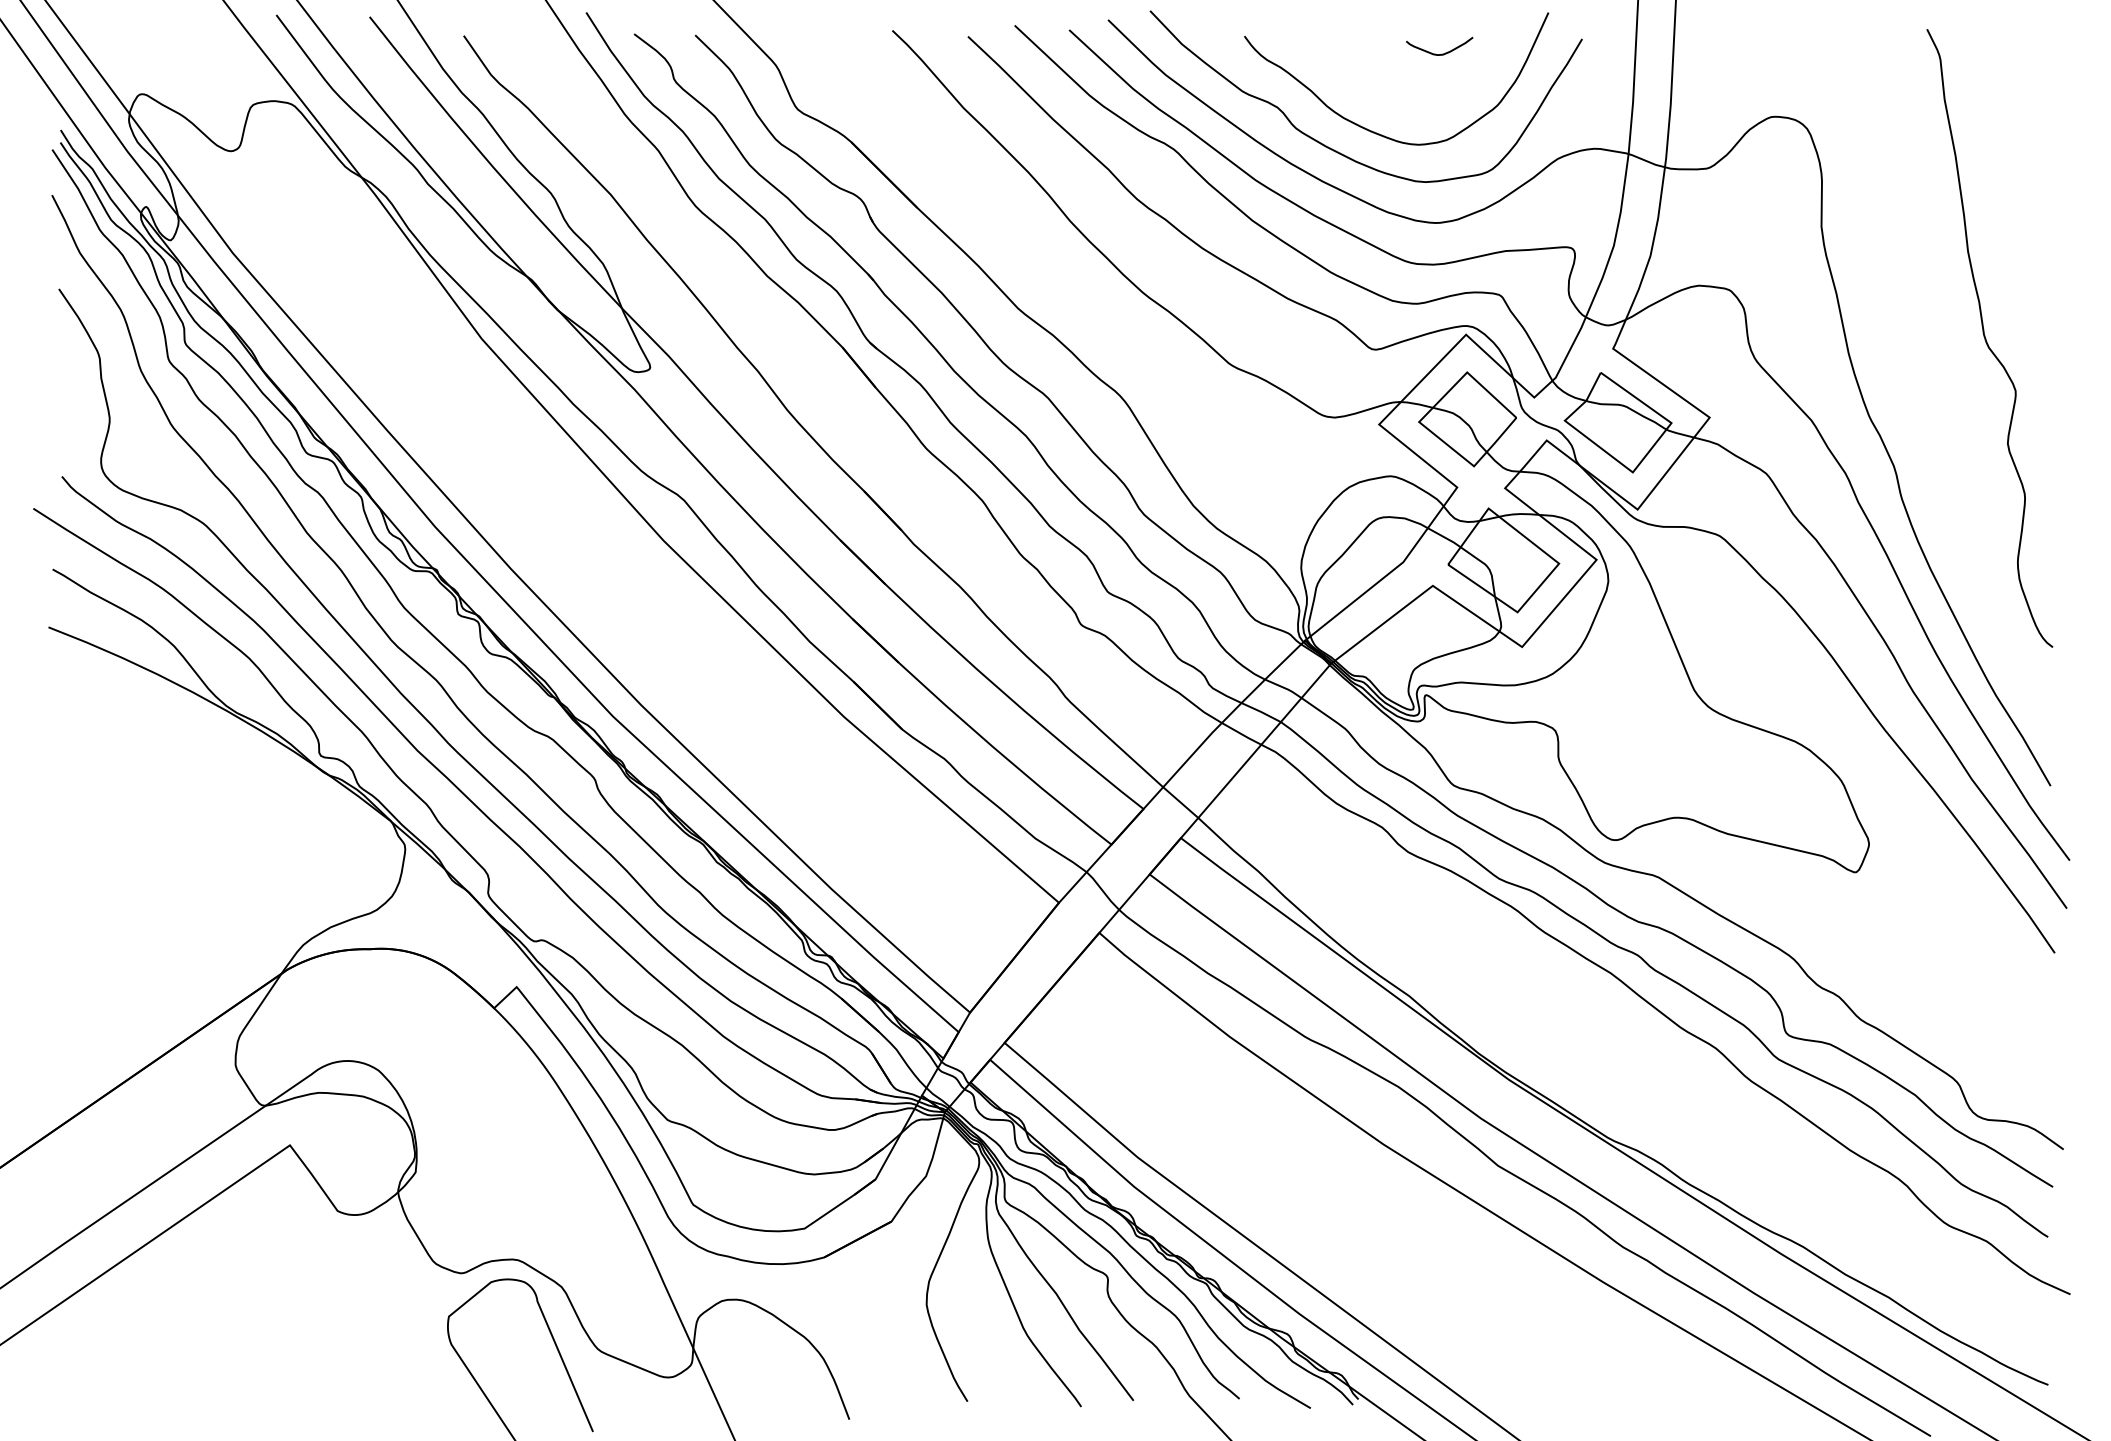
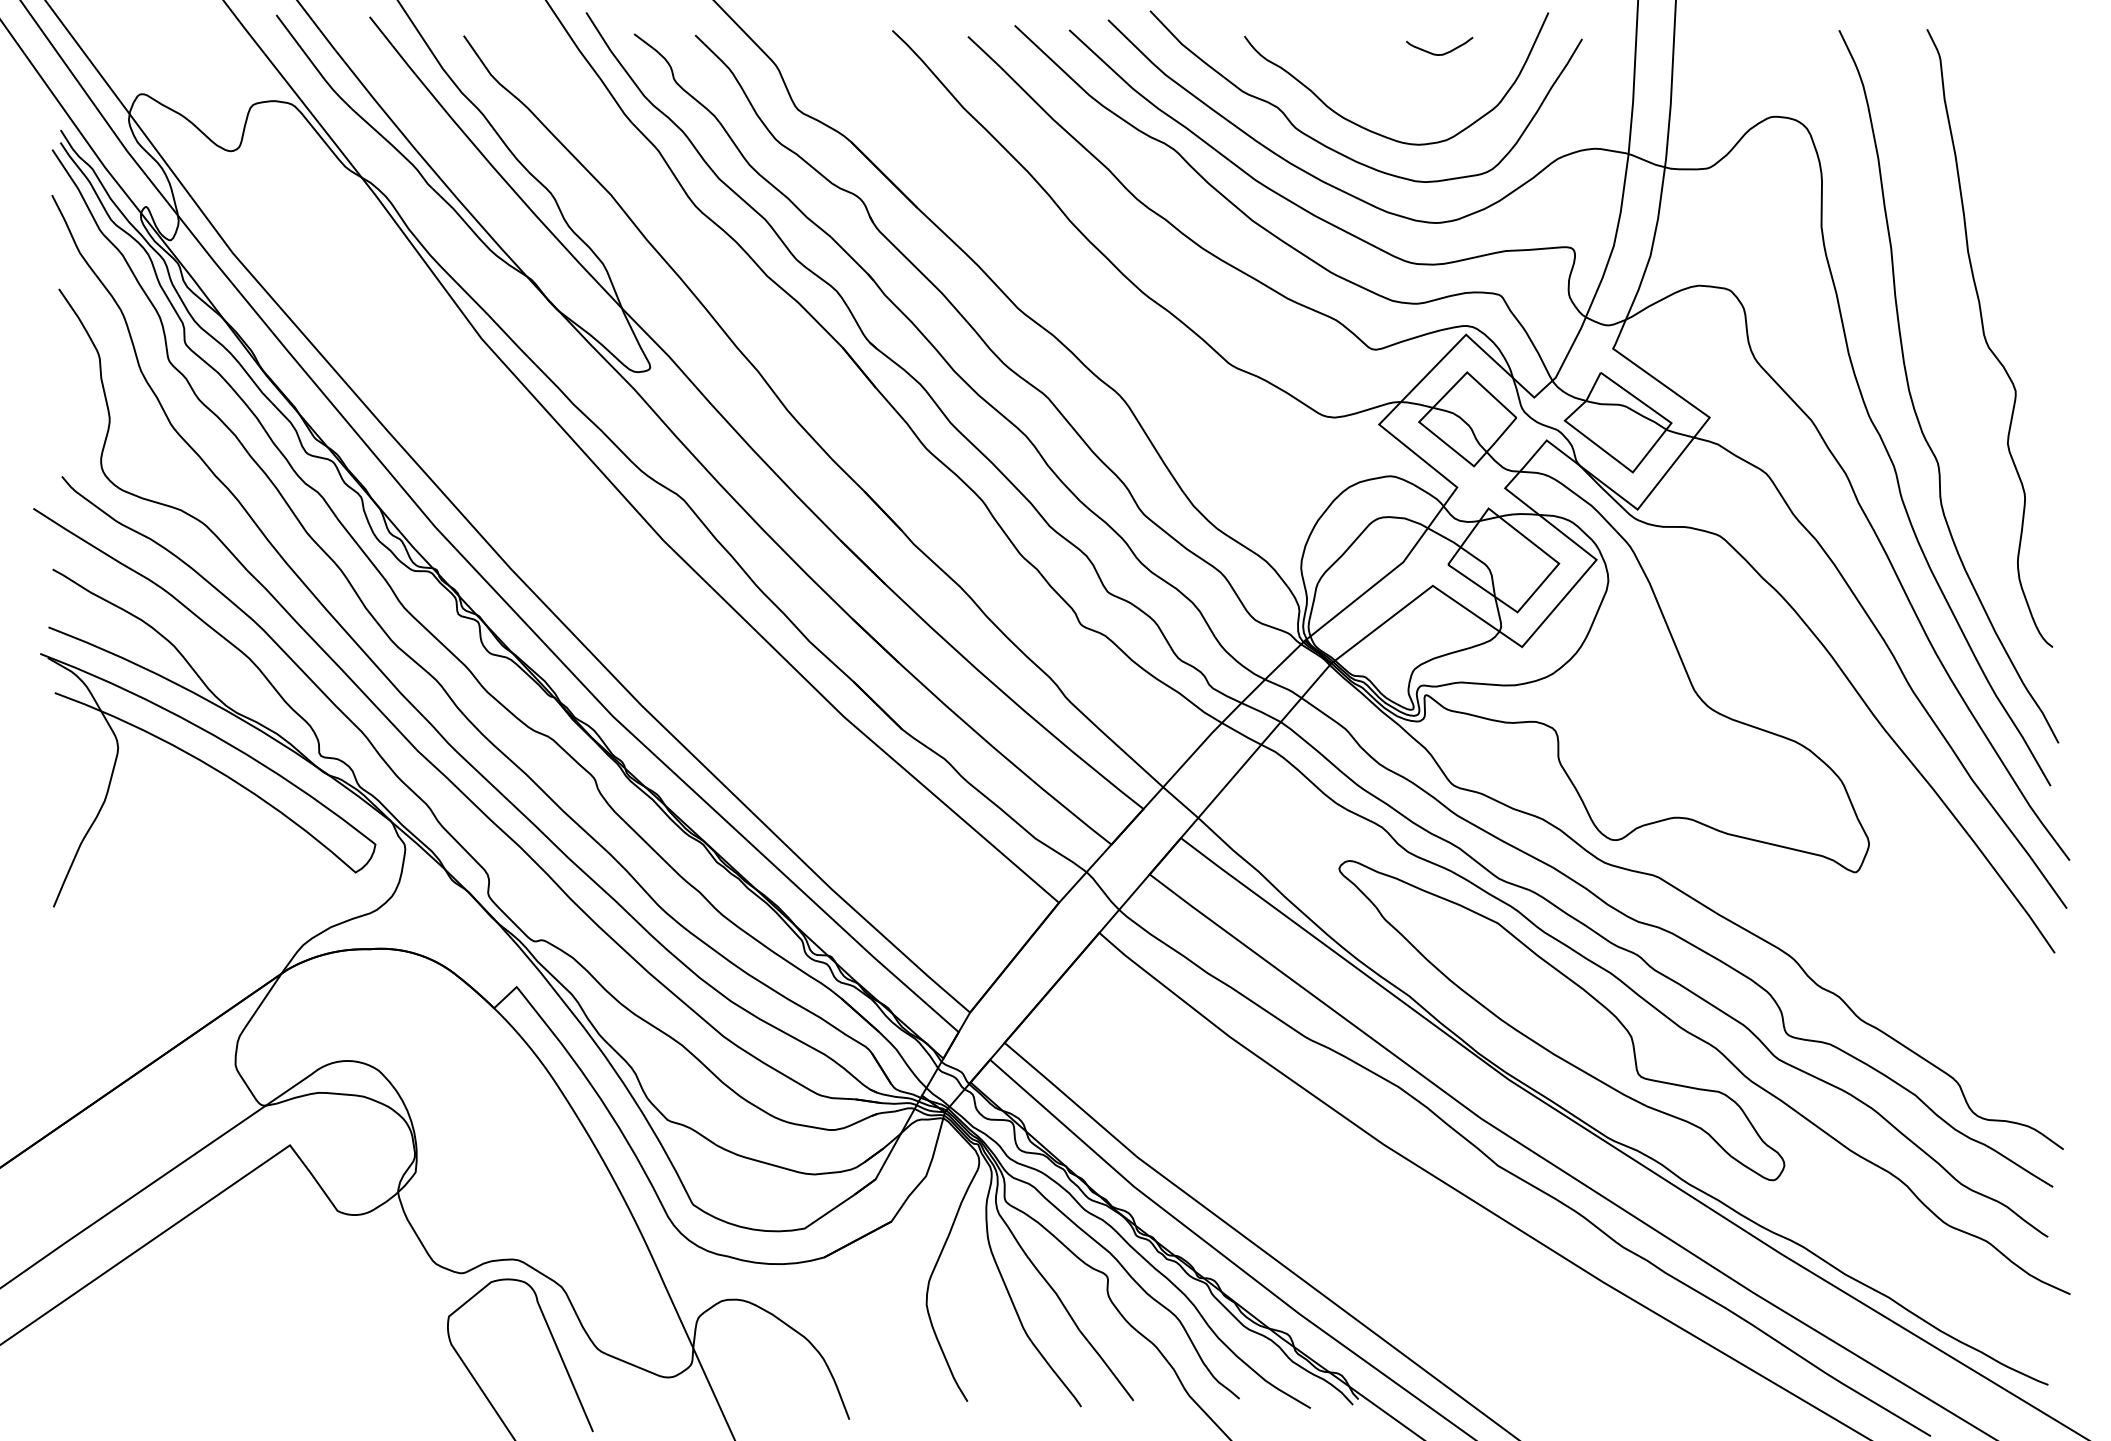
curve: none -> present (1911, 394)
part: none -> present (216, 771)
part: none -> present (1561, 1020)
